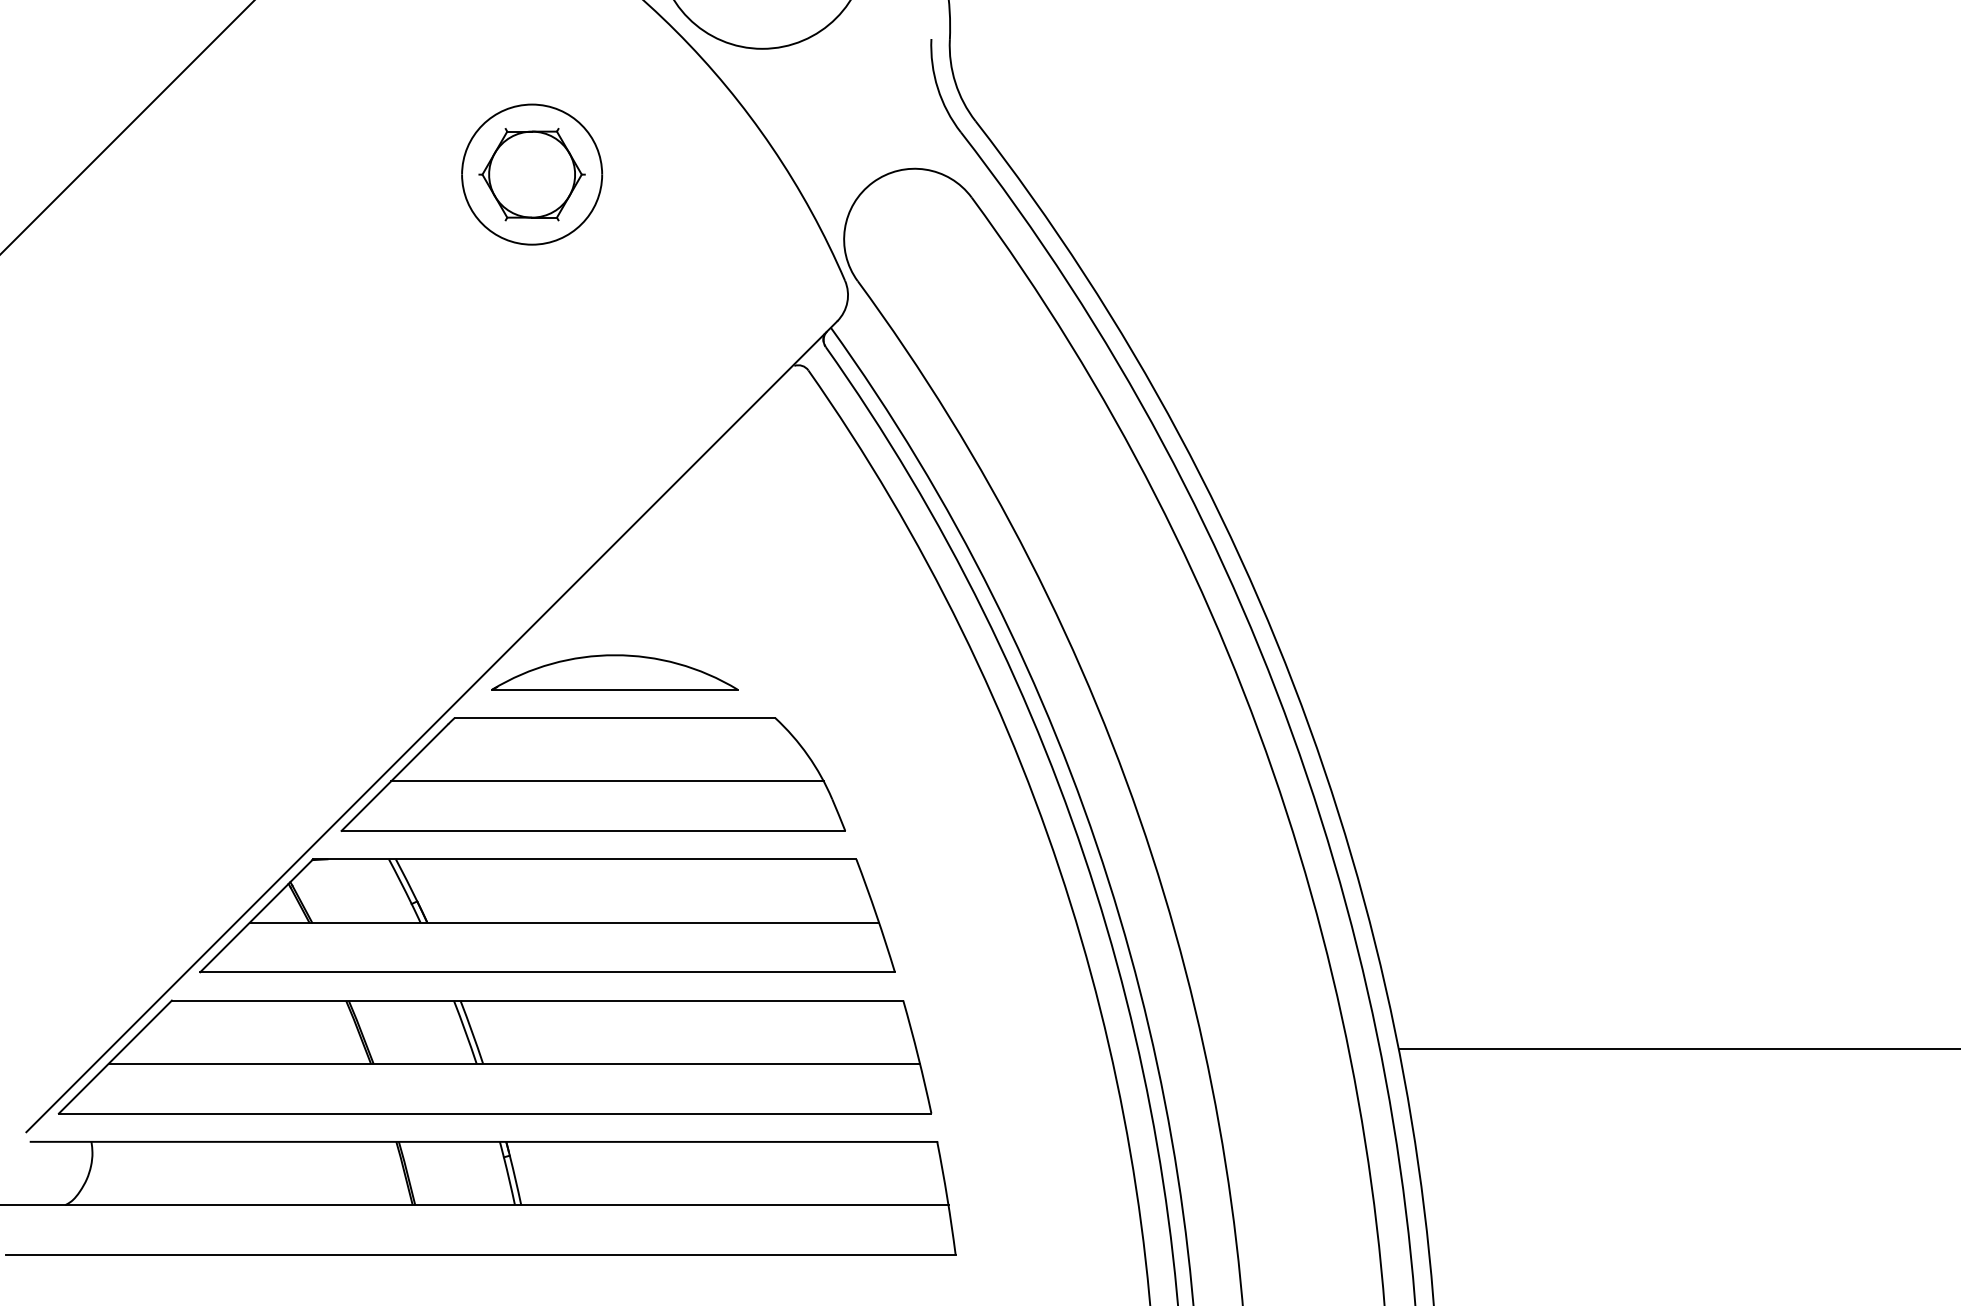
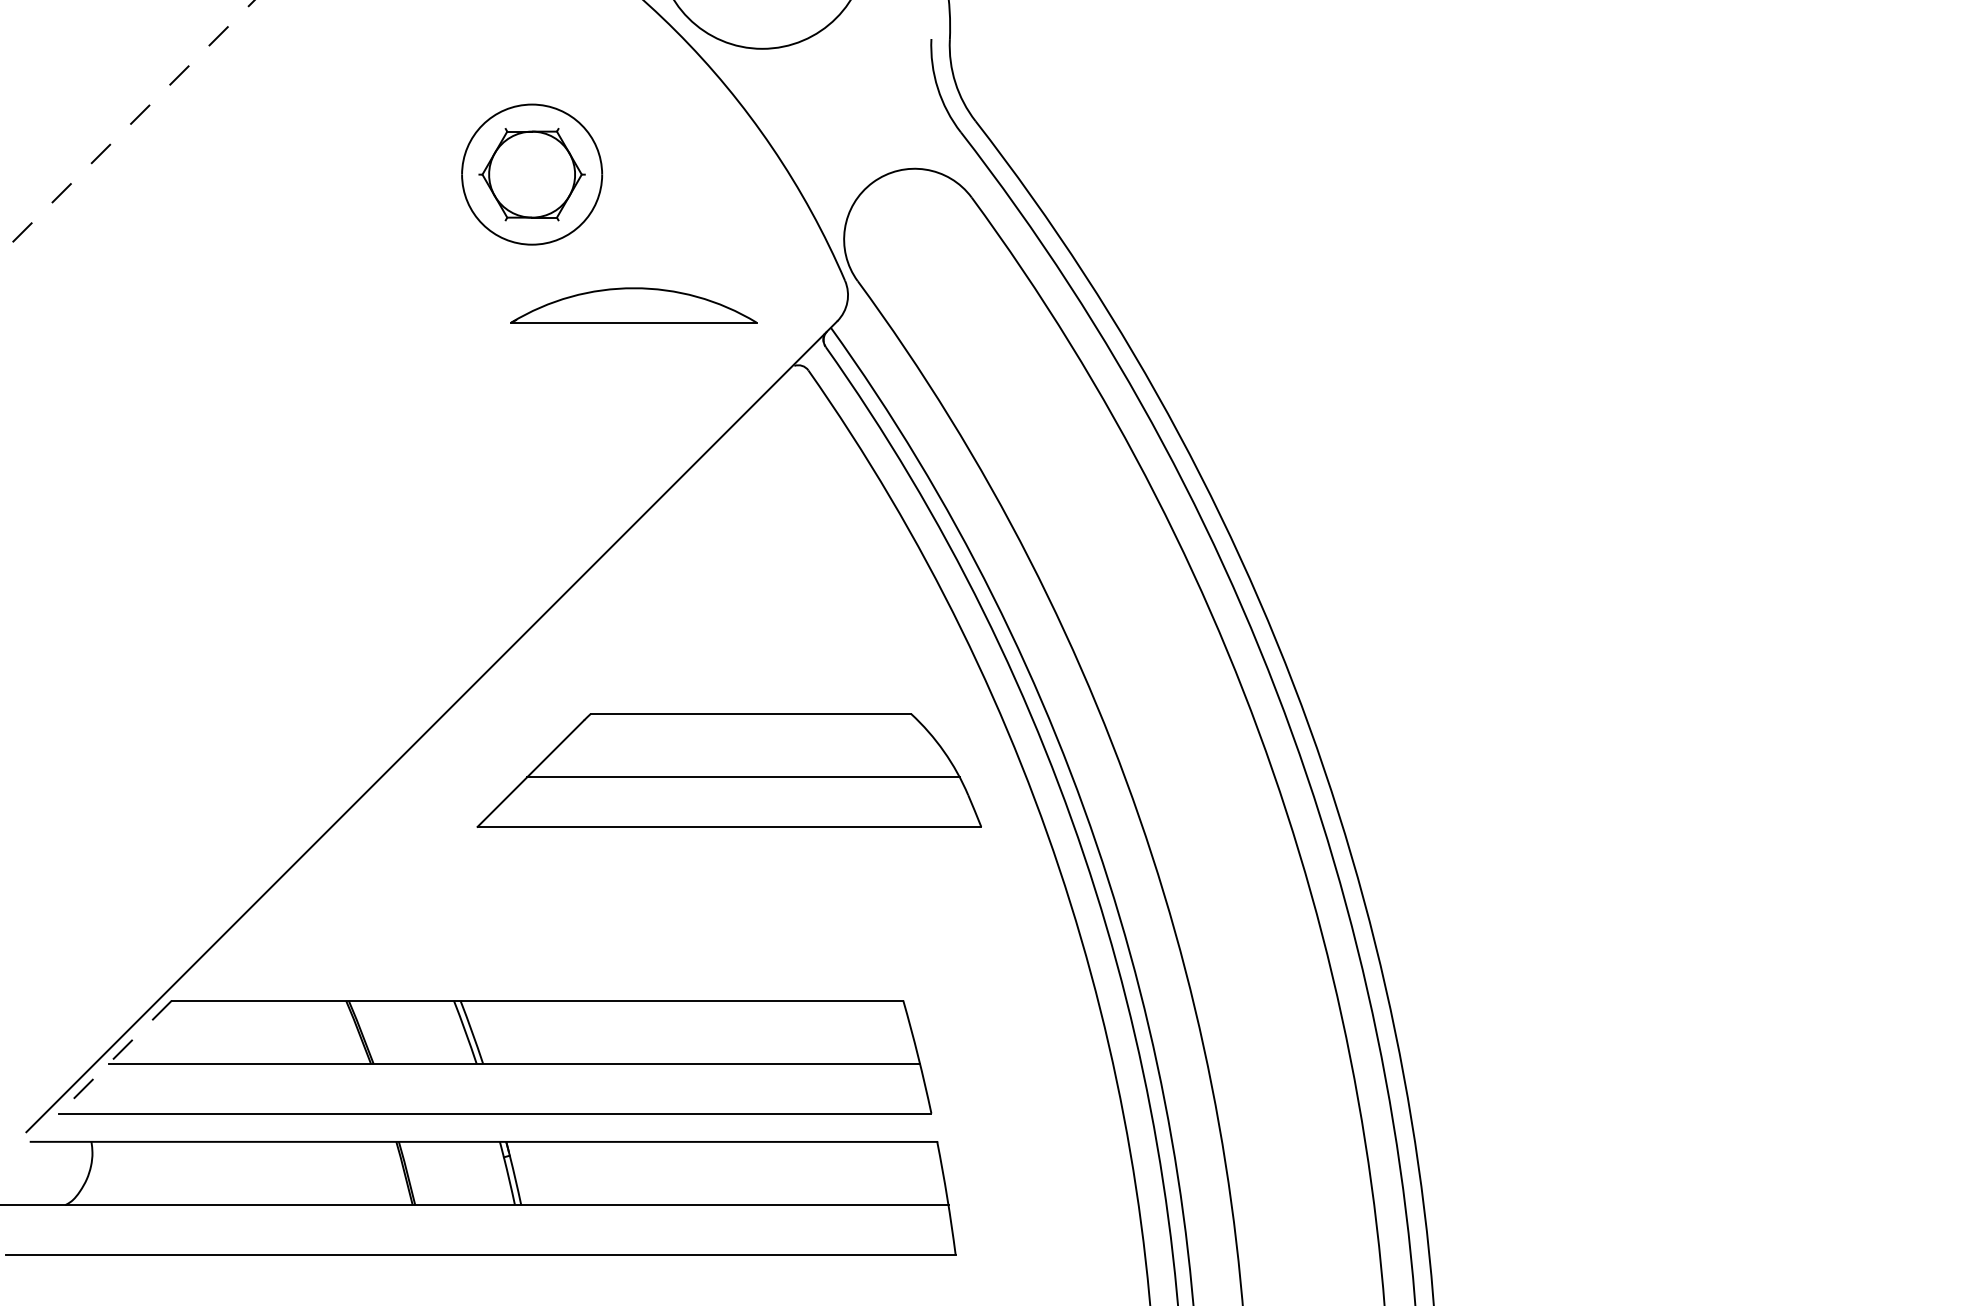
line: solid -> dashed (127, 127)
part position: (614, 672) -> (633, 305) (633, 305)
part position: (592, 774) -> (728, 770) (728, 770)
part: present -> none (547, 915)
line: present -> none (1677, 1048)
line: solid -> dashed (115, 1057)
